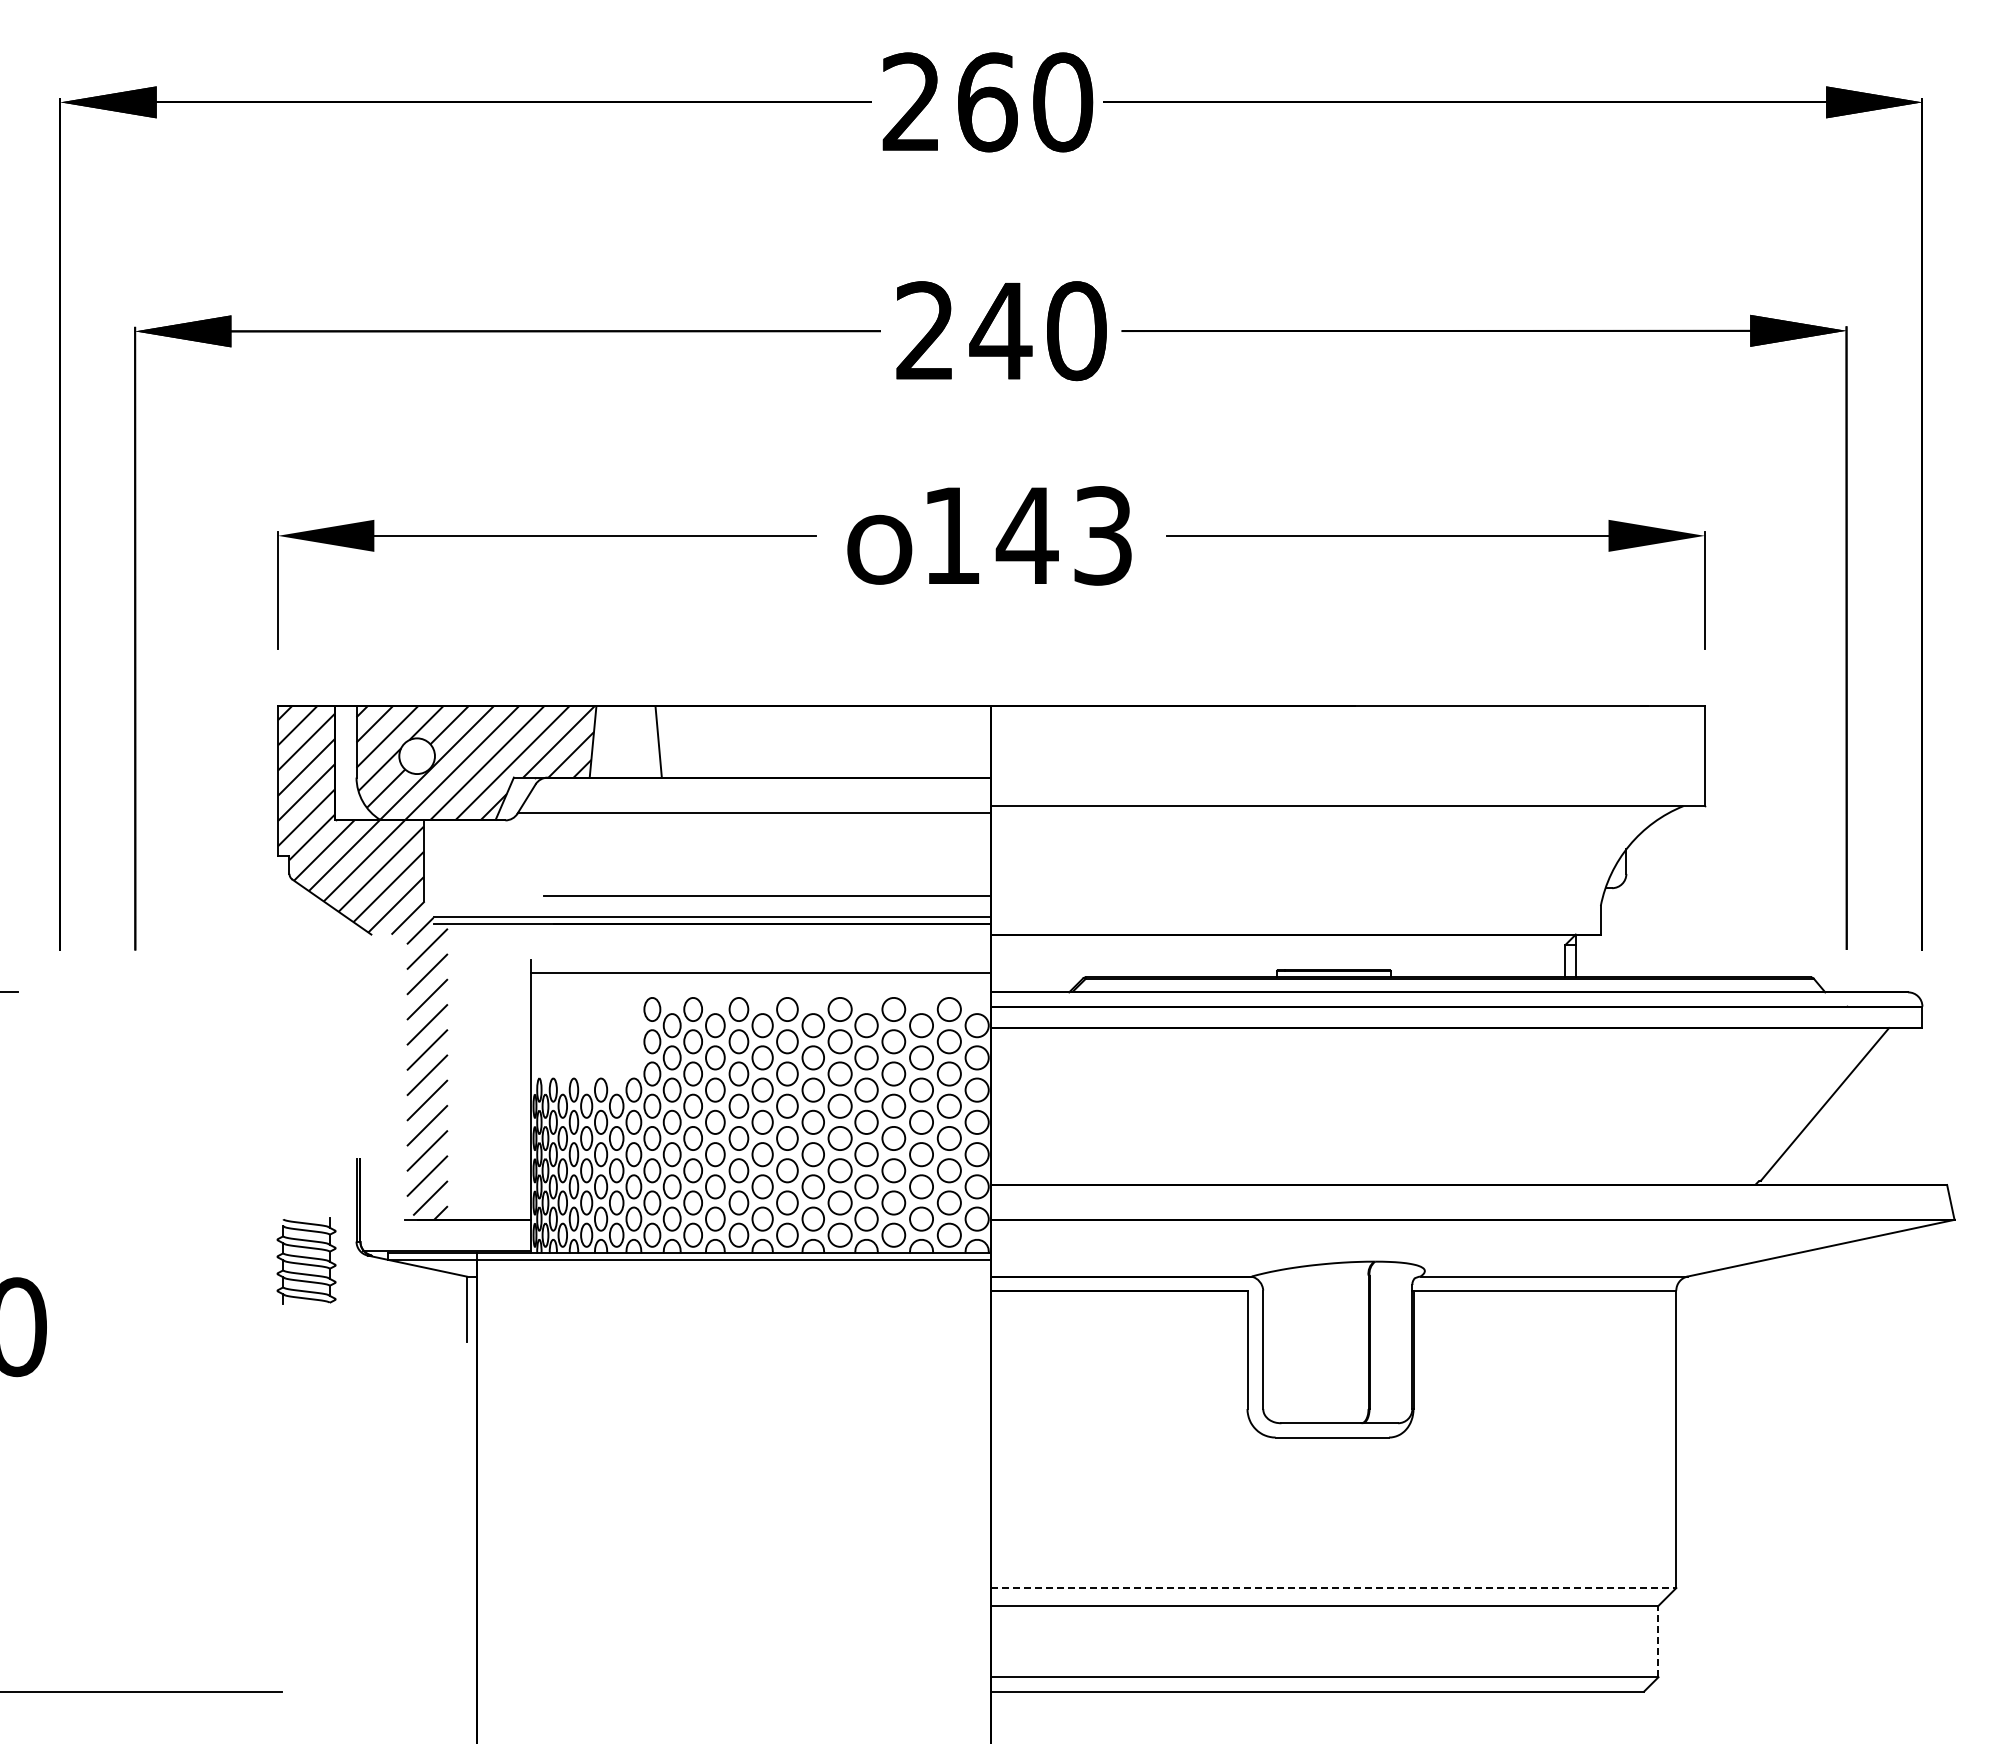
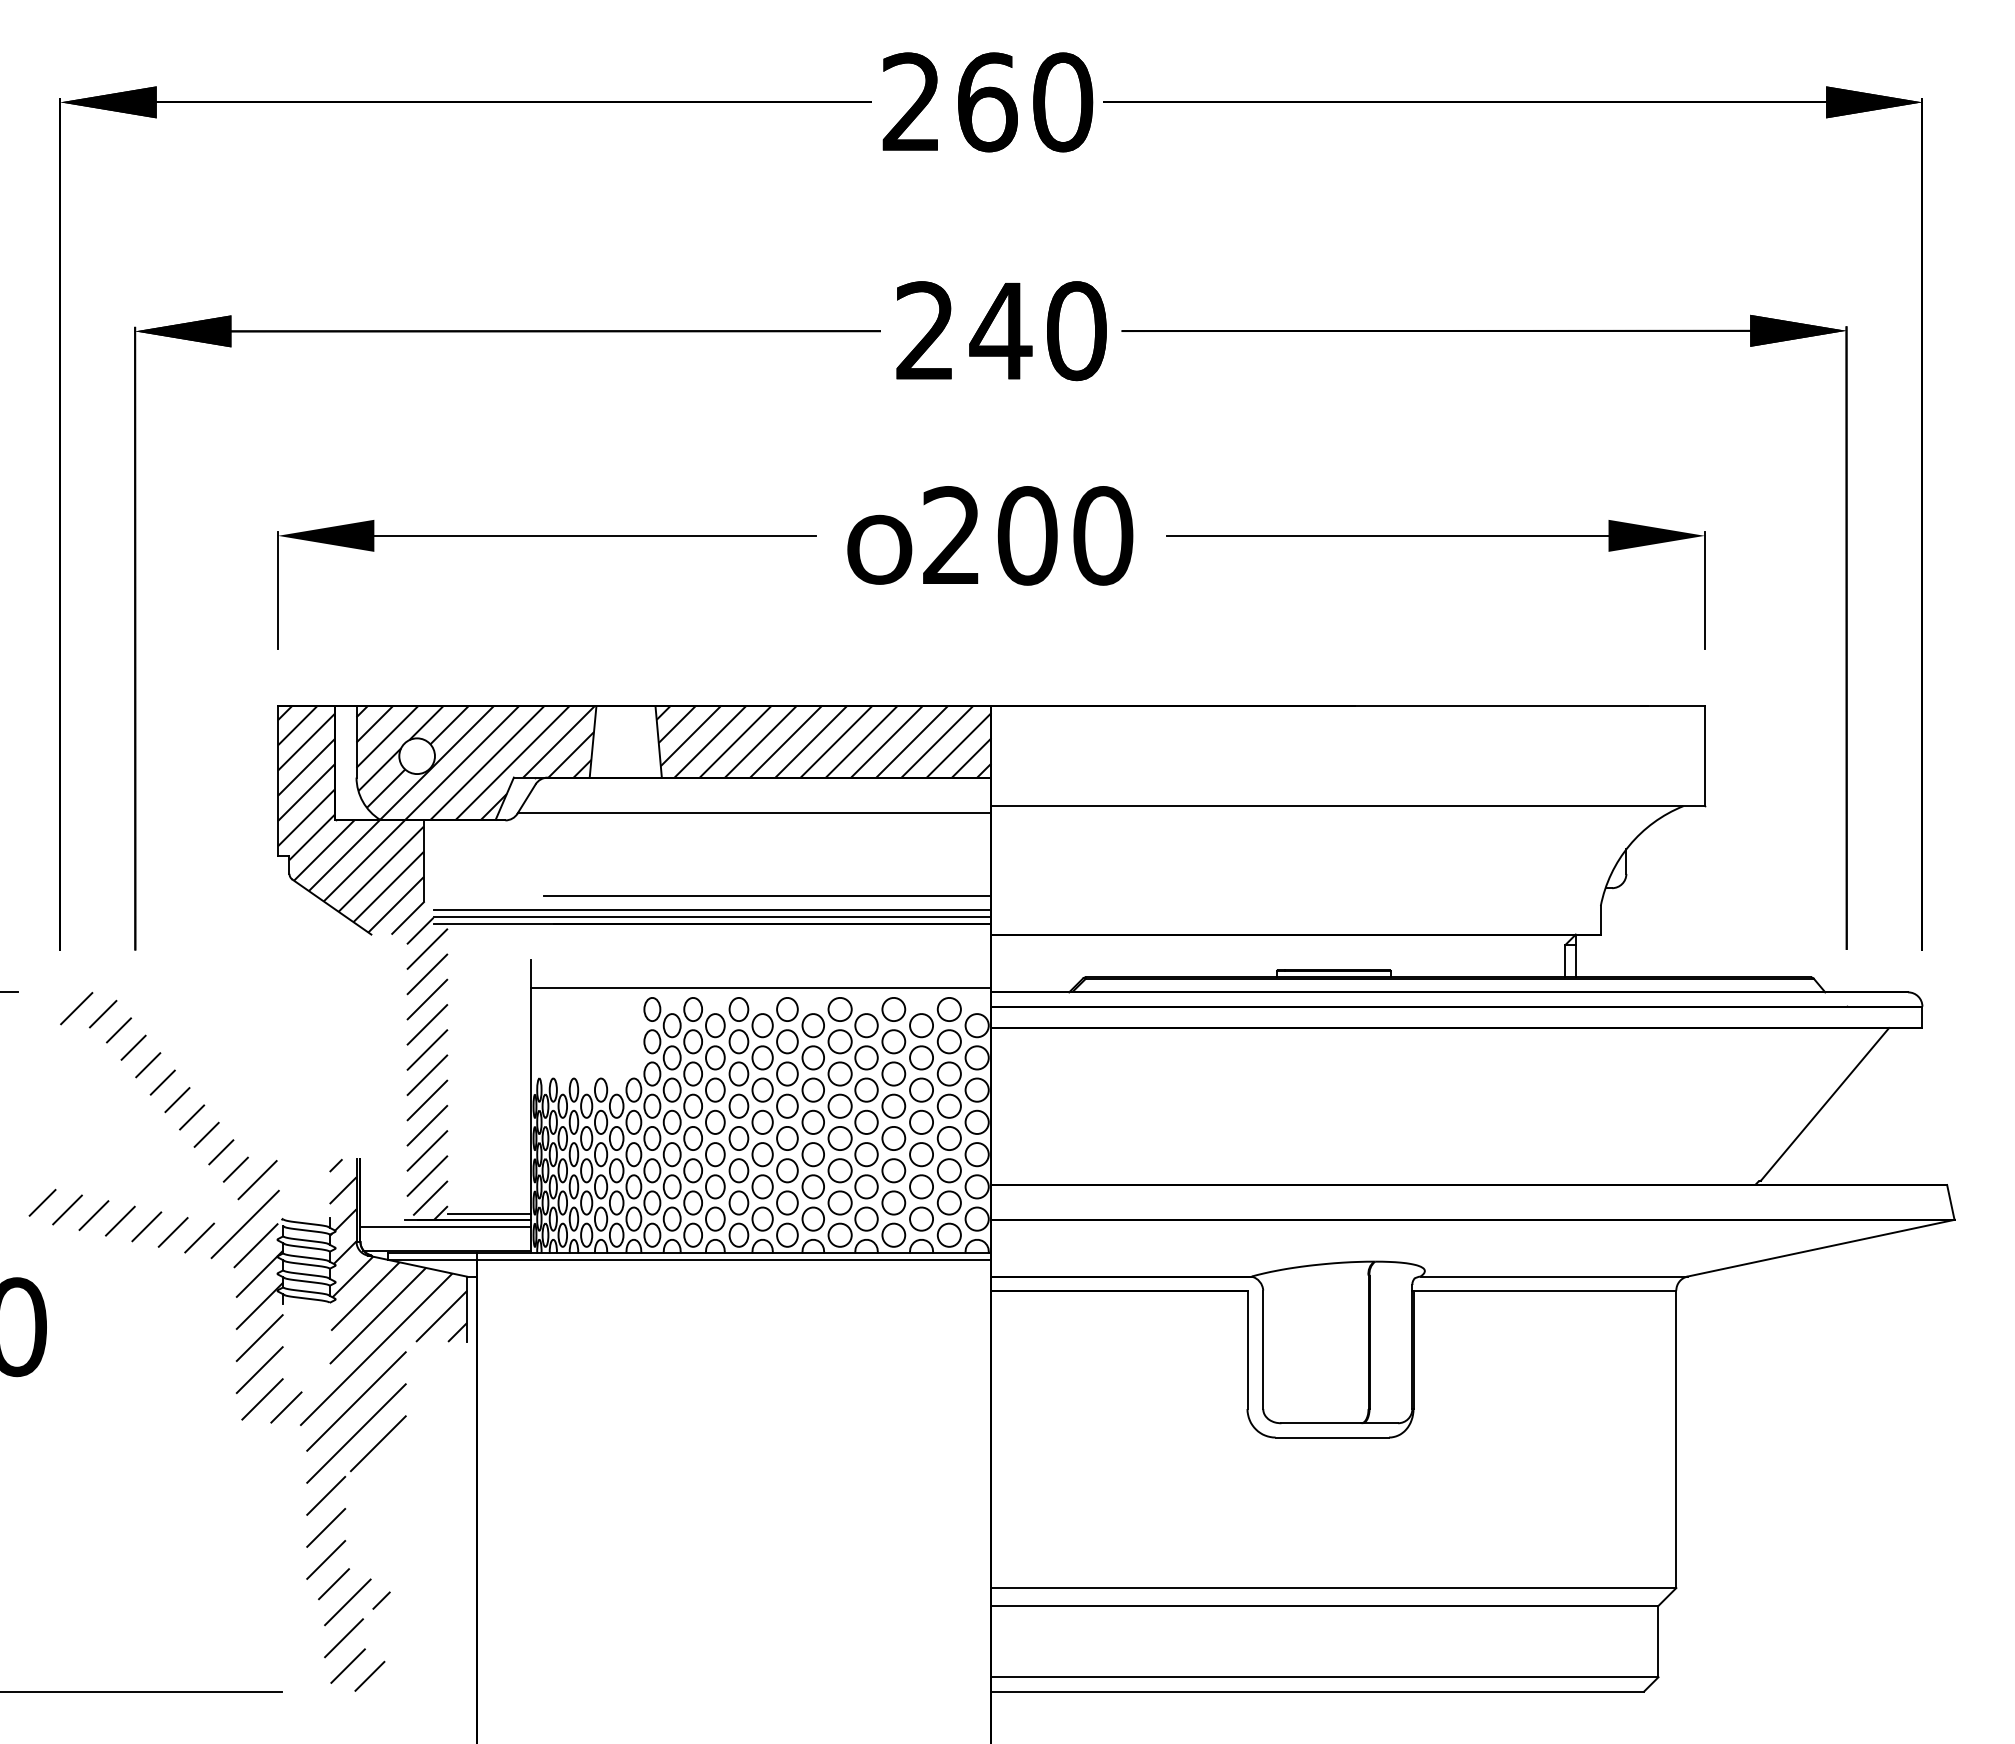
text: 143 -> 200 (1028, 535)
hatch: none -> present (823, 741)
line: none -> present (712, 909)
line position: (761, 973) -> (761, 988) (761, 988)
line: none -> present (489, 1213)
line: none -> present (445, 1227)
hatch: none -> present (248, 1341)
line: dashed -> solid (1334, 1588)
line: dashed -> solid (1658, 1641)
